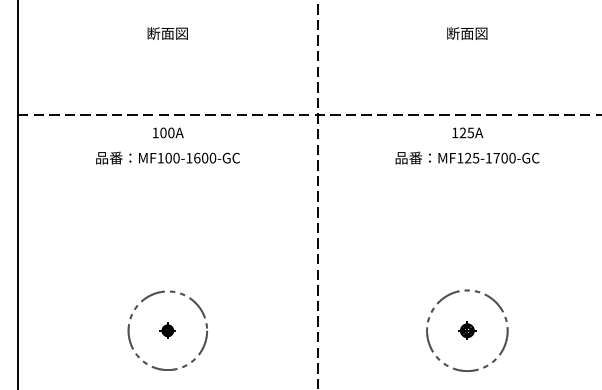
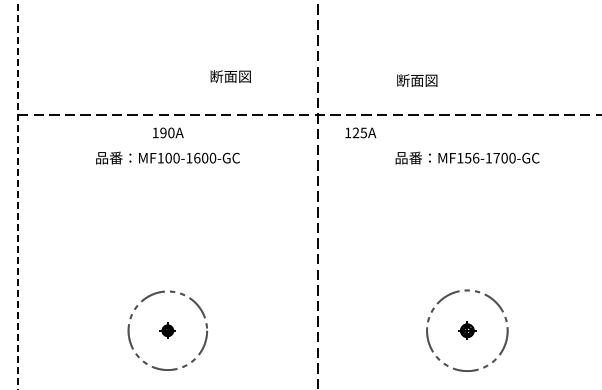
text position: (167, 33) -> (230, 76) (230, 76)
text position: (467, 33) -> (417, 80) (417, 80)
text: 100A -> 190A (163, 132)
text position: (467, 132) -> (360, 132) (360, 132)
text: MF125-1700-GC -> MF156-1700-GC (472, 157)
line: solid -> dashed (18, 195)
